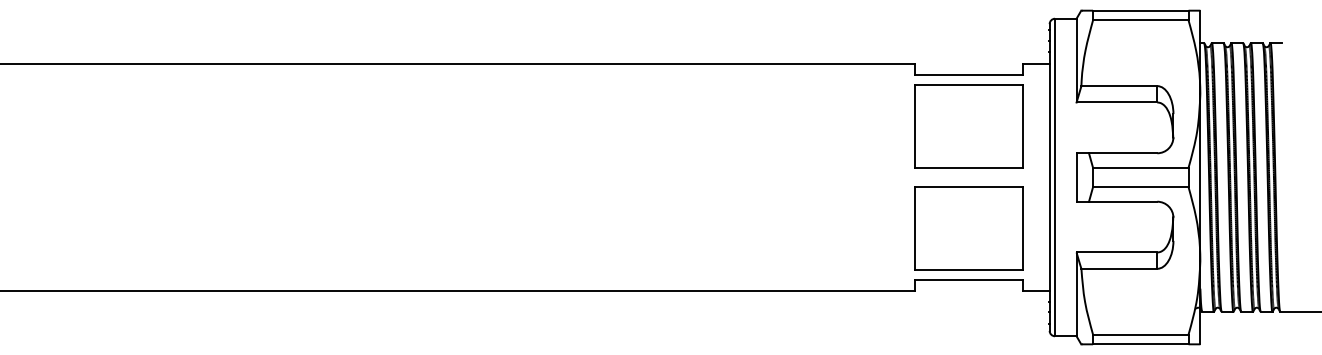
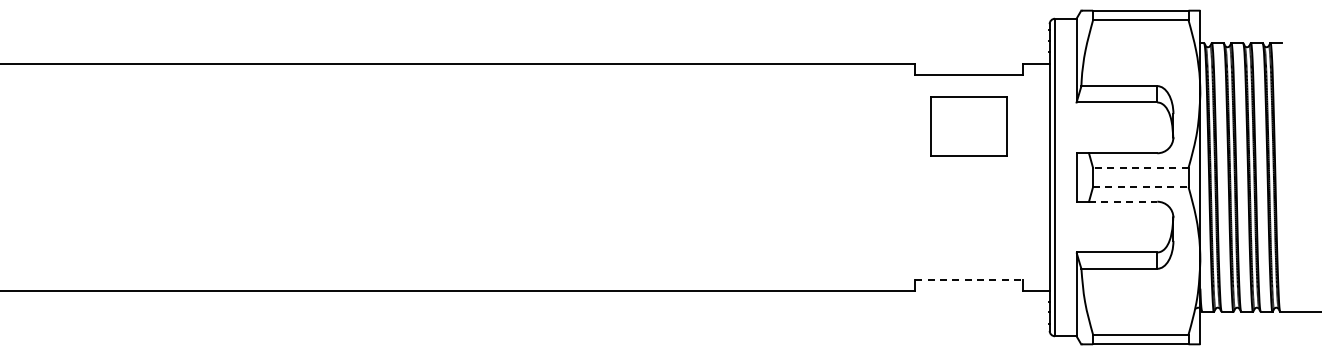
part size: 110x85 px -> 78x61 px (968, 126)
line: solid -> dashed (1140, 167)
line: solid -> dashed (1140, 187)
line: solid -> dashed (1123, 201)
part: present -> none (968, 228)
line: solid -> dashed (968, 279)
